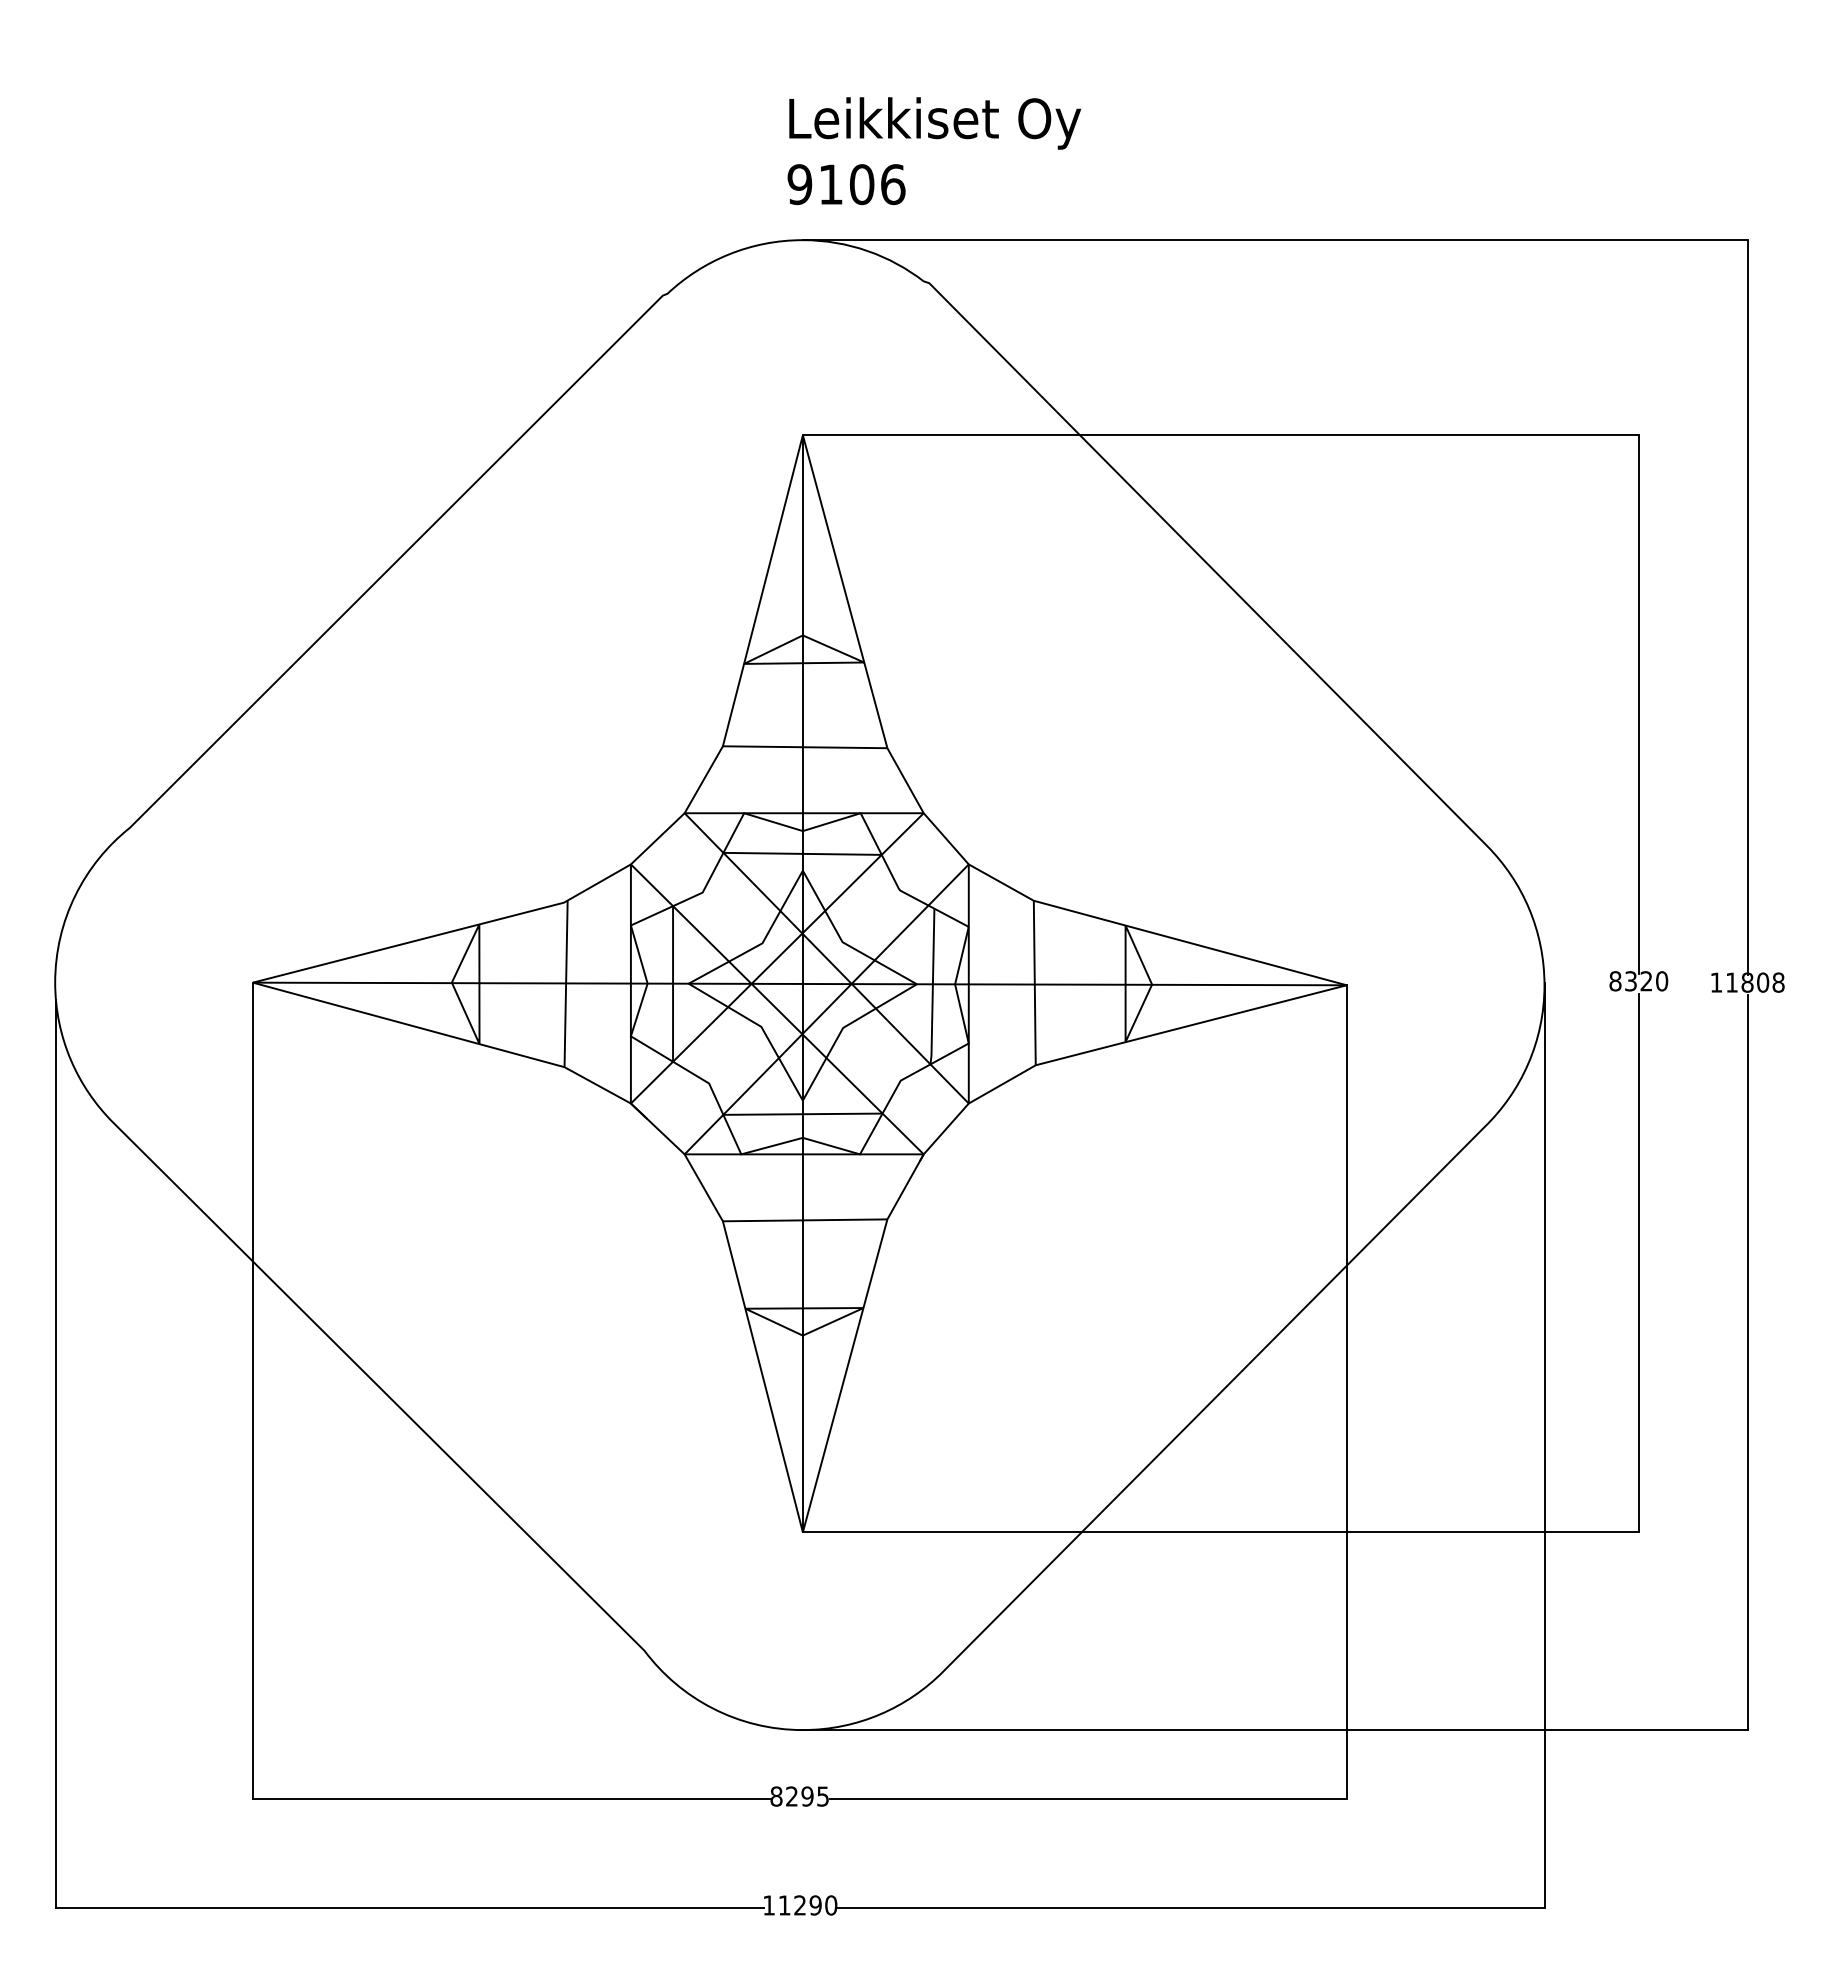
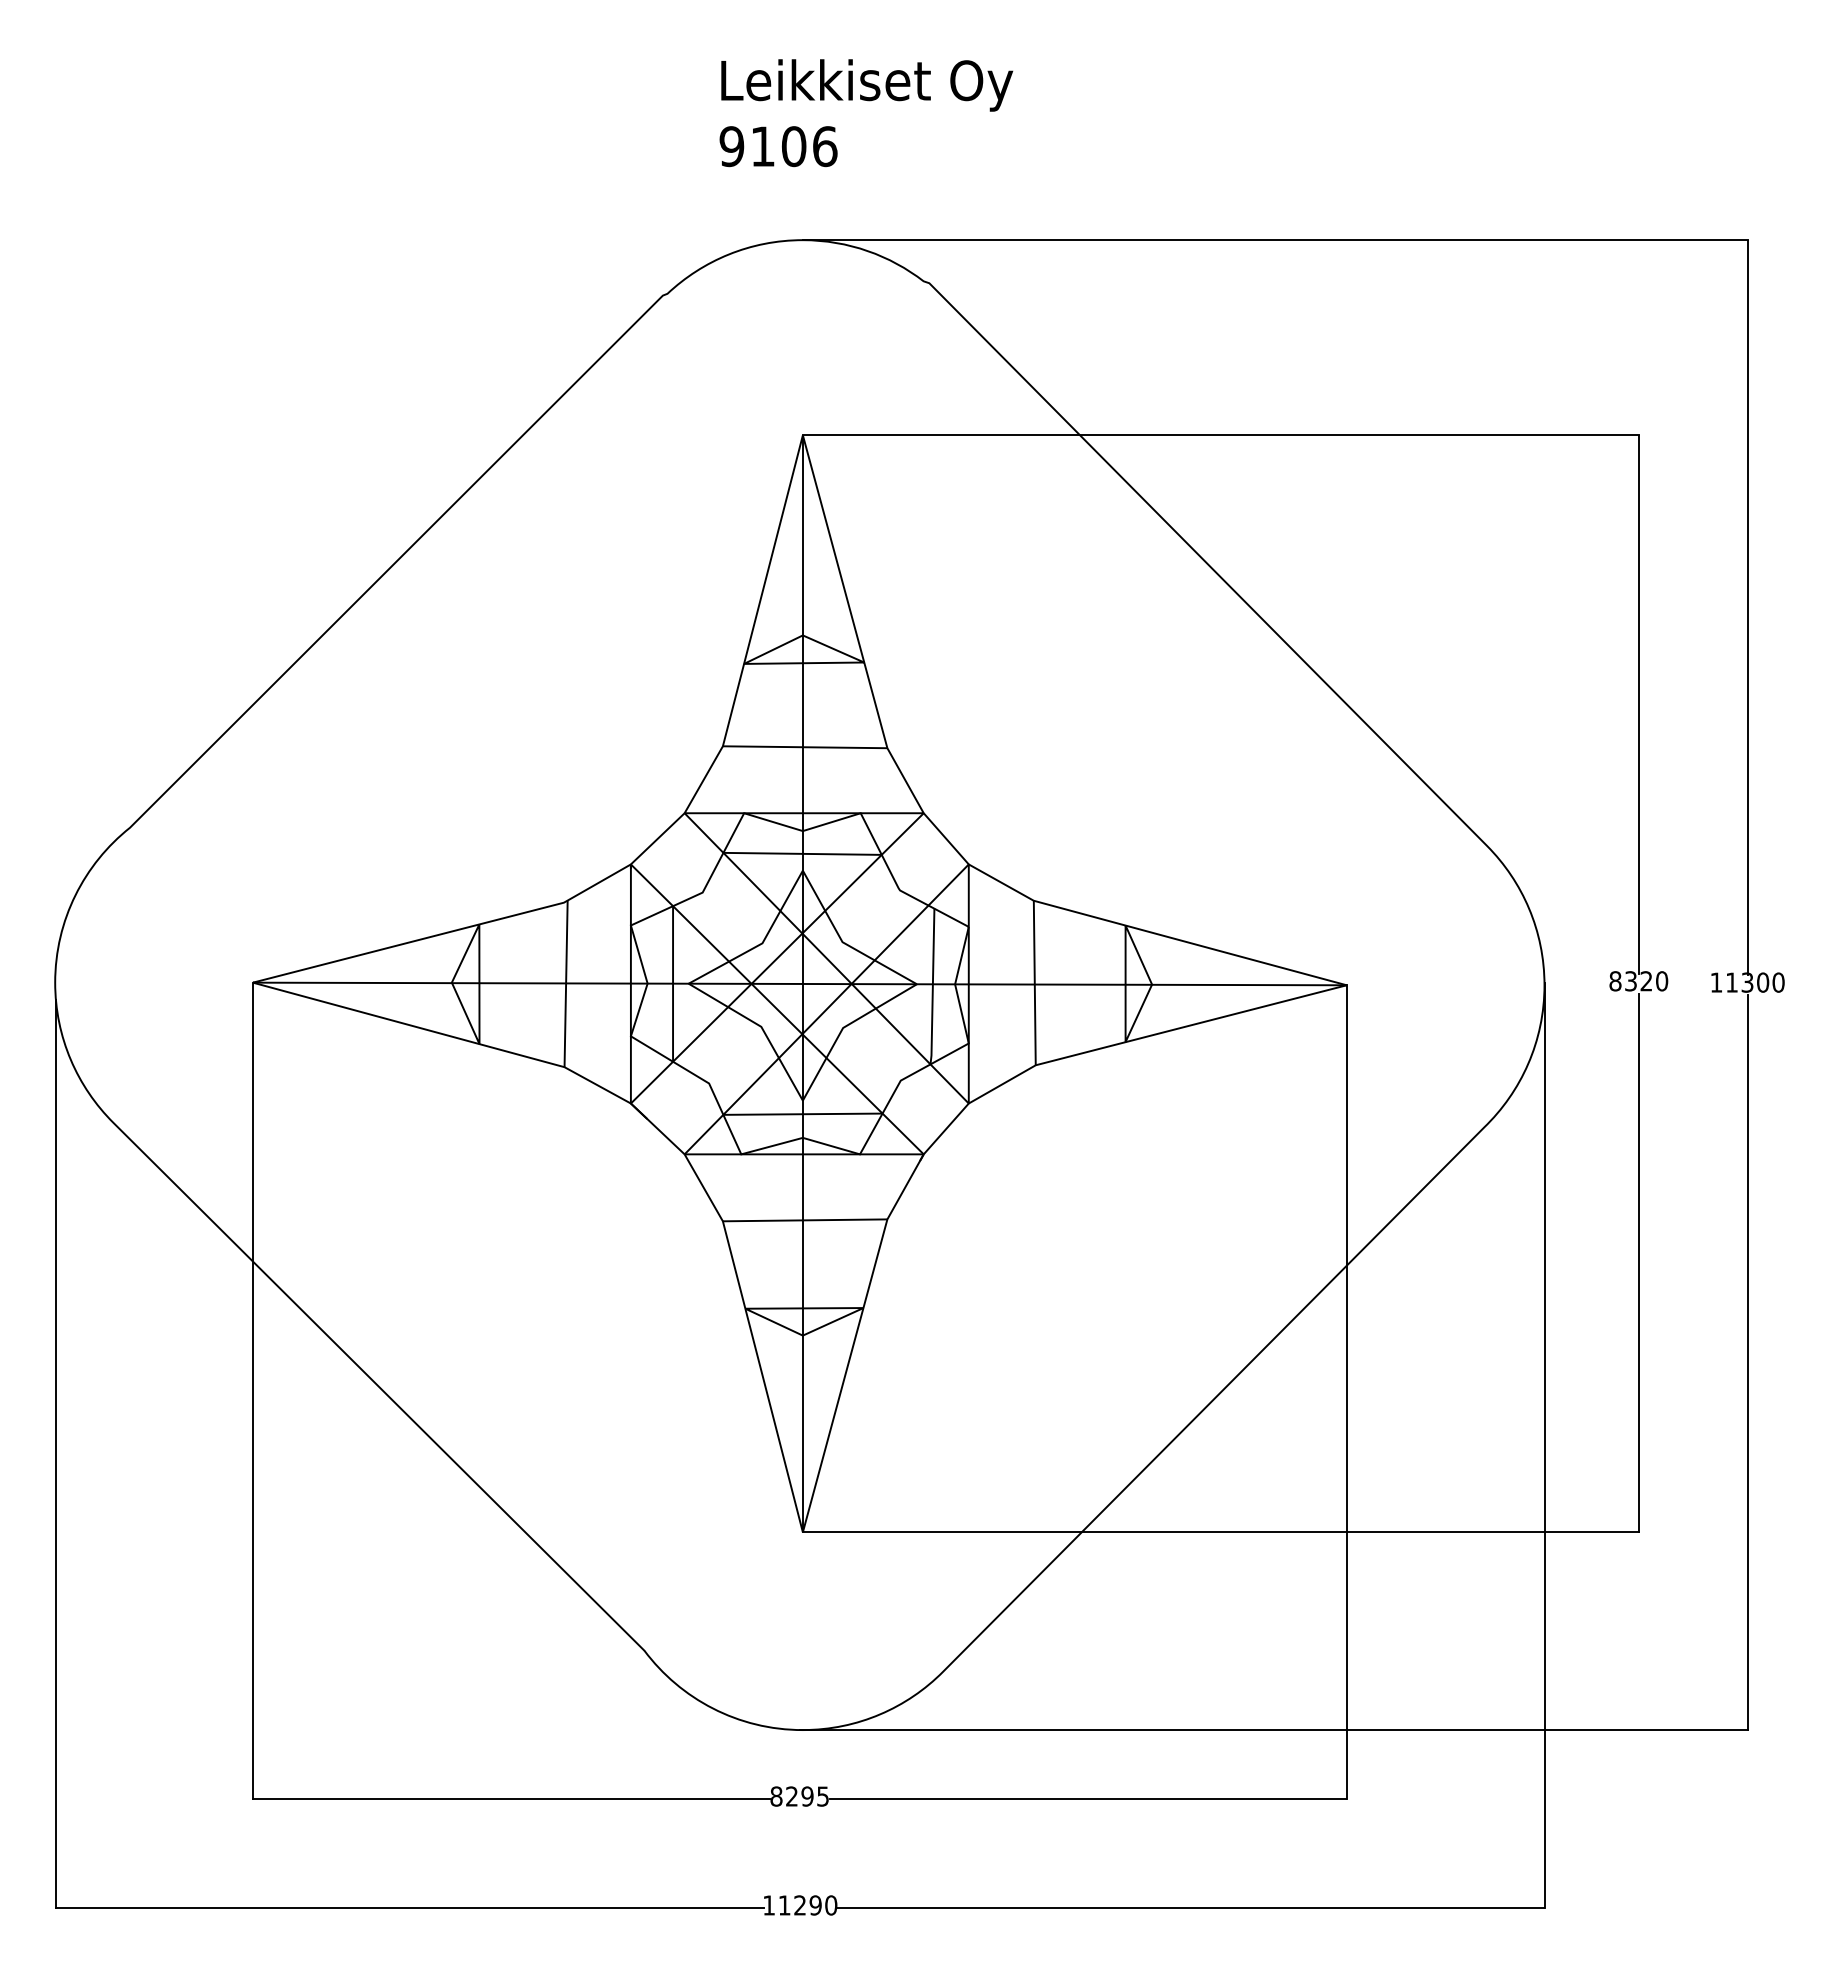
text position: (934, 151) -> (866, 113) (866, 113)
text: 11808 -> 11300 (1762, 982)
